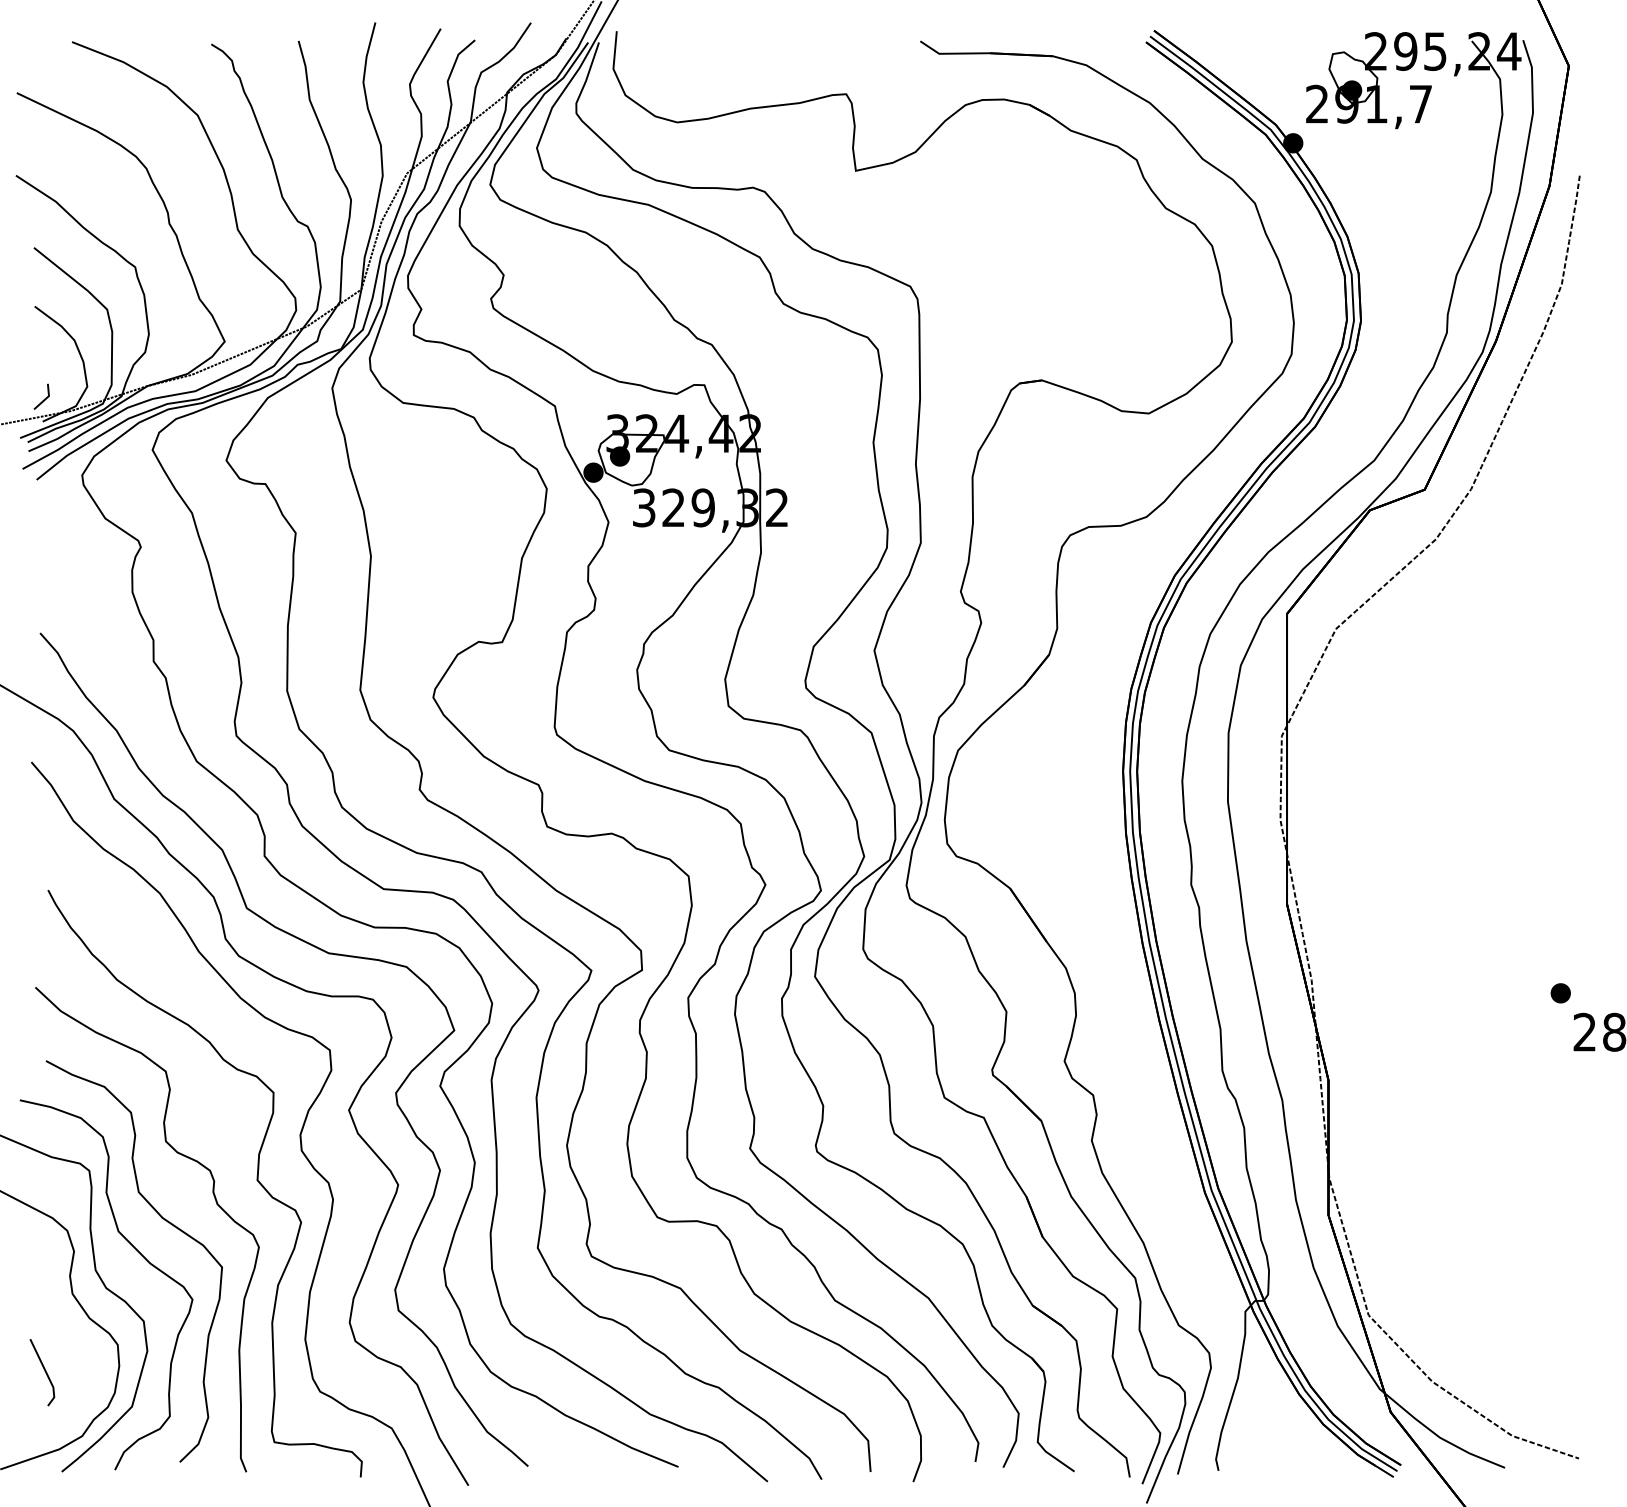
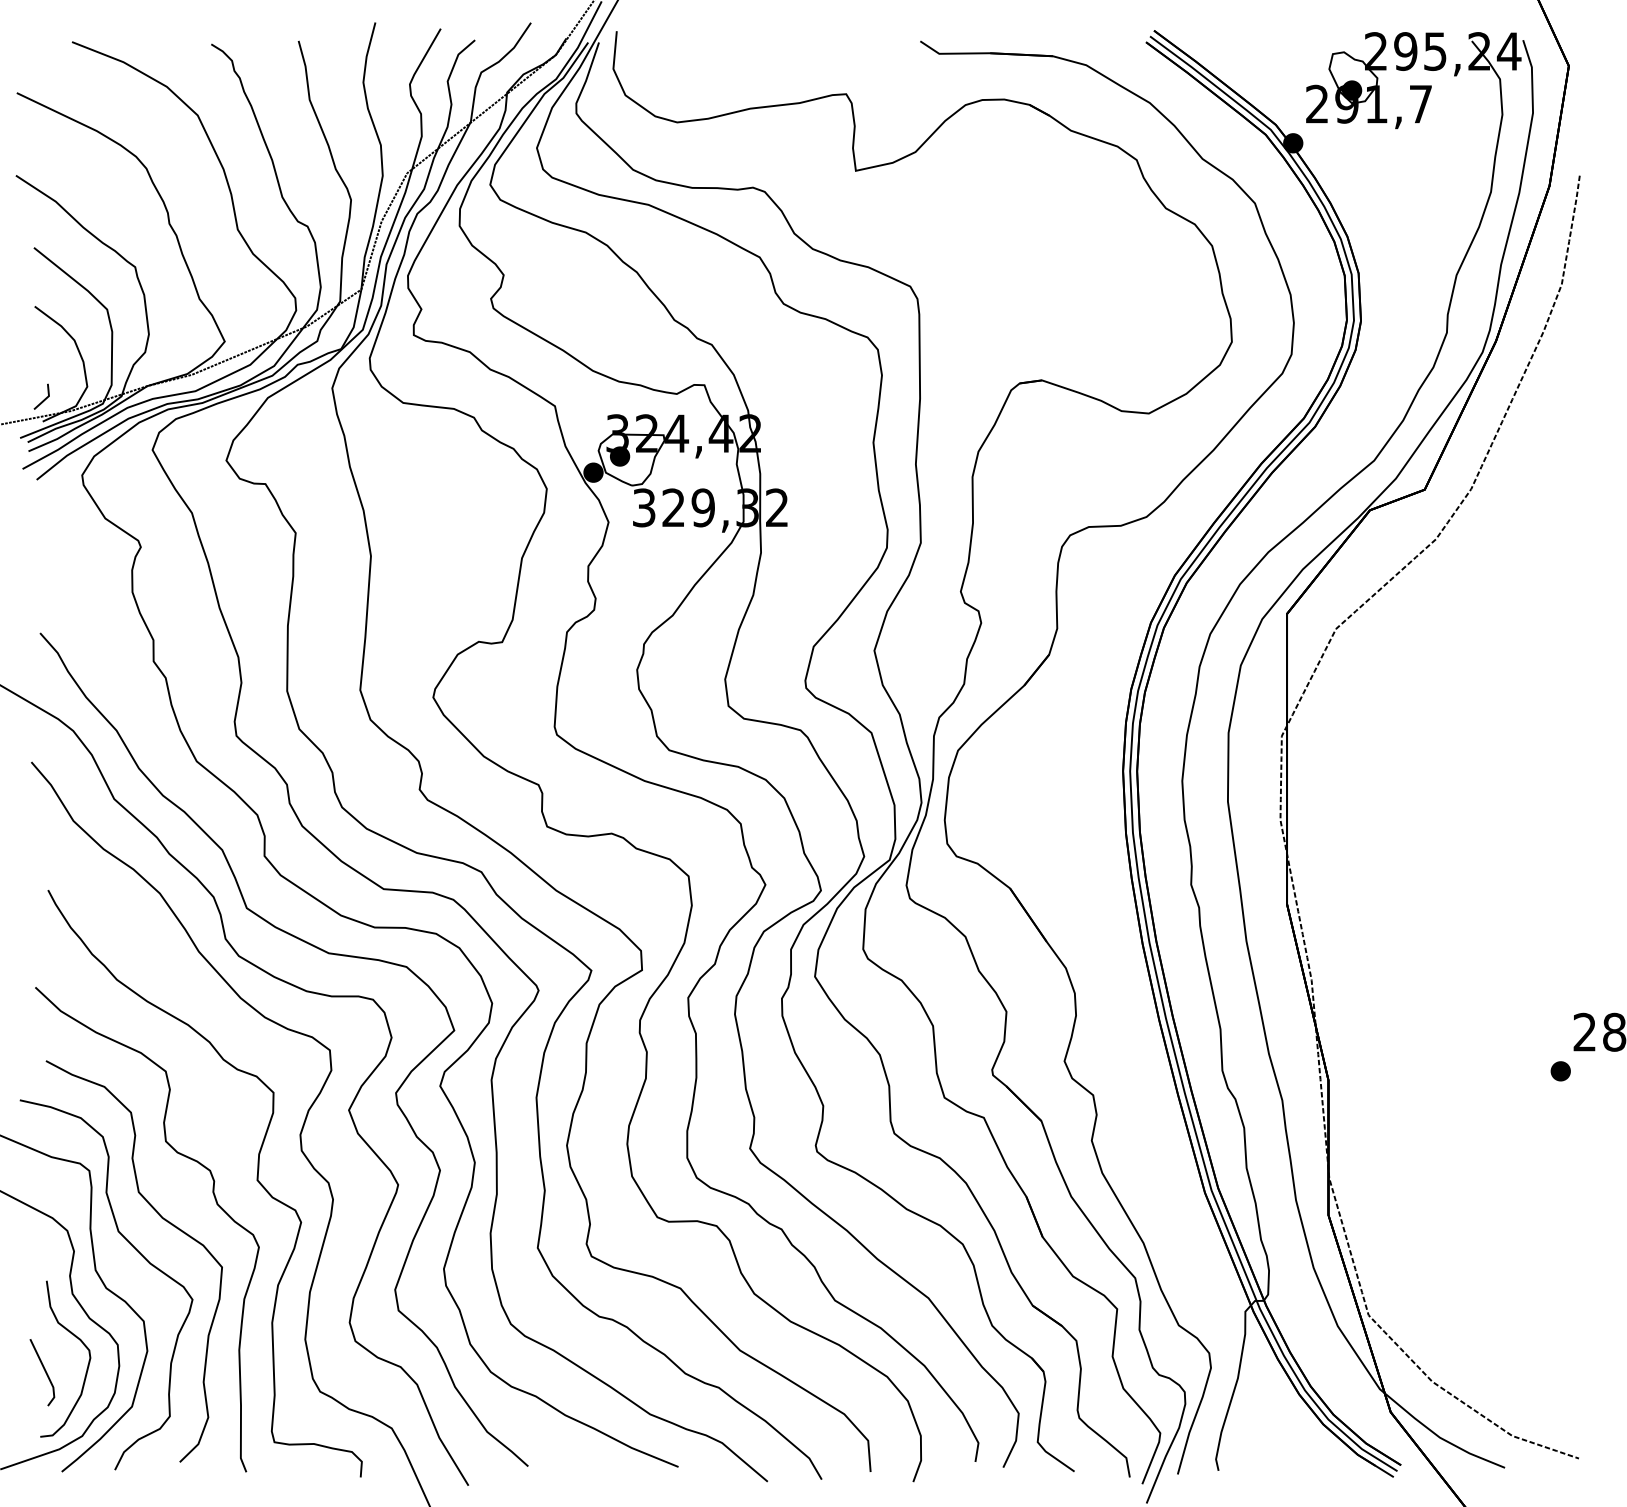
part position: (1560, 993) -> (1560, 1071) (1560, 1071)
part: none -> present (83, 1345)
